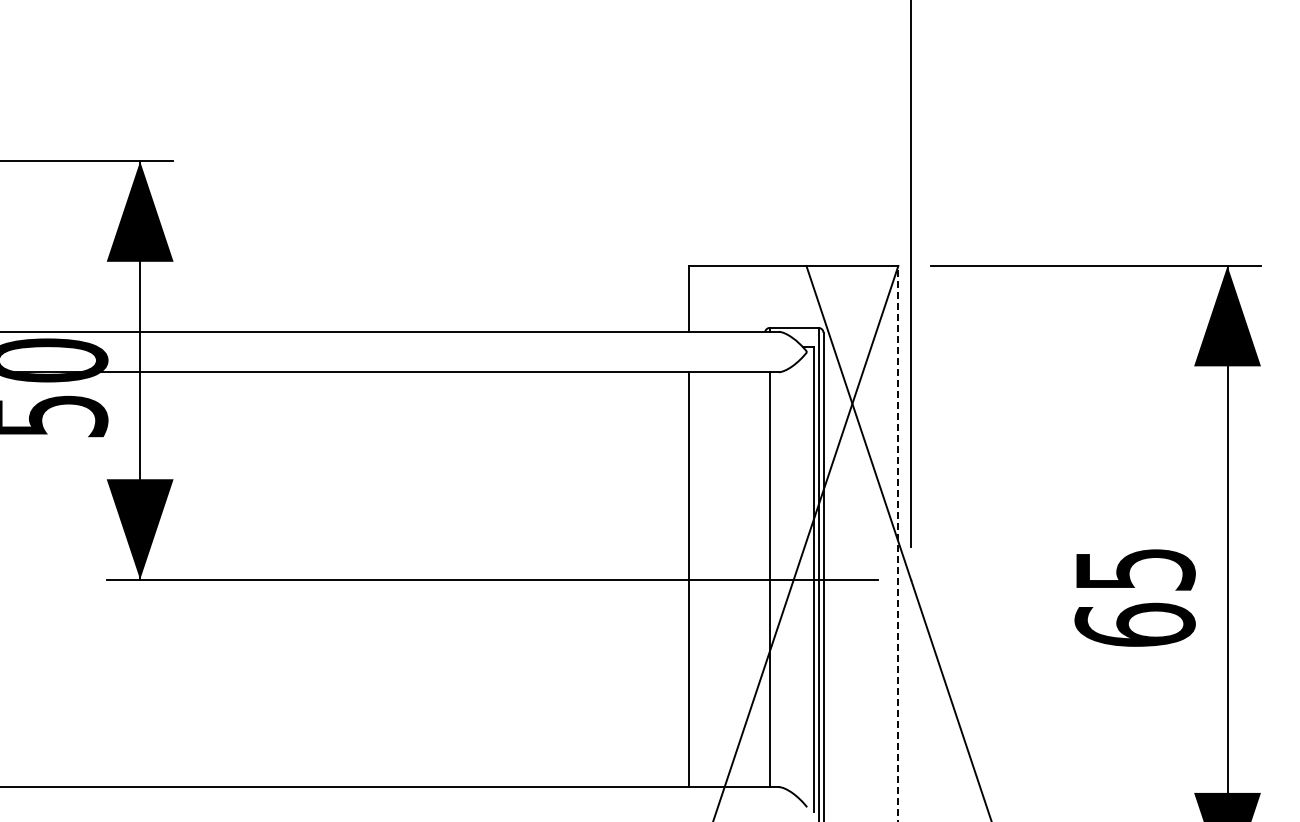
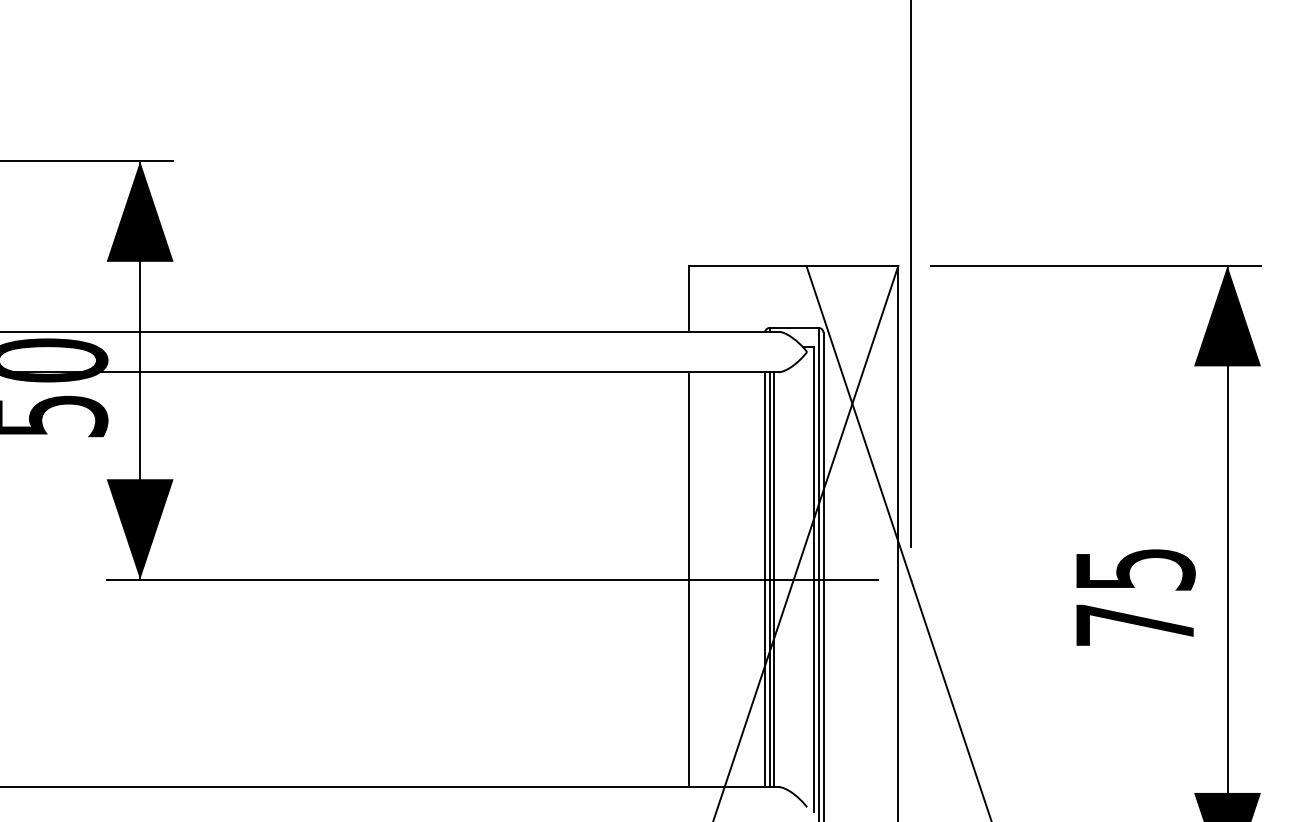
line: dashed -> solid (898, 543)
line: none -> present (765, 579)
line: none -> present (774, 579)
text: 65 -> 75 (1134, 624)
